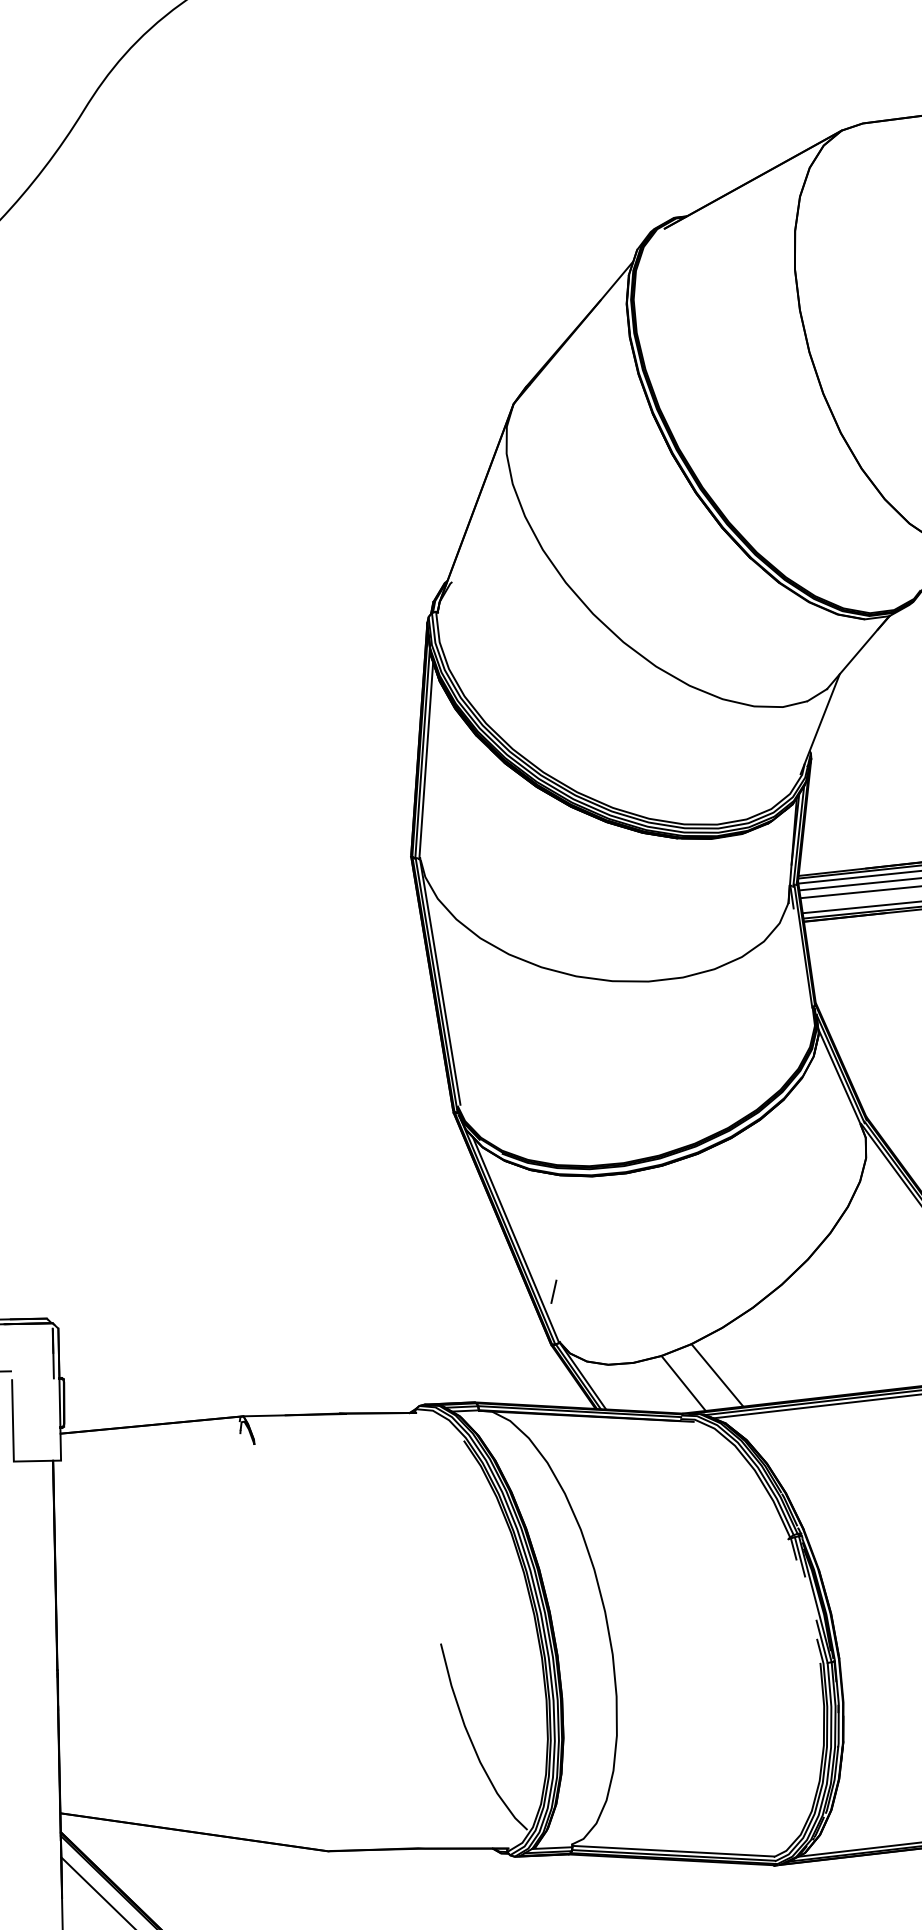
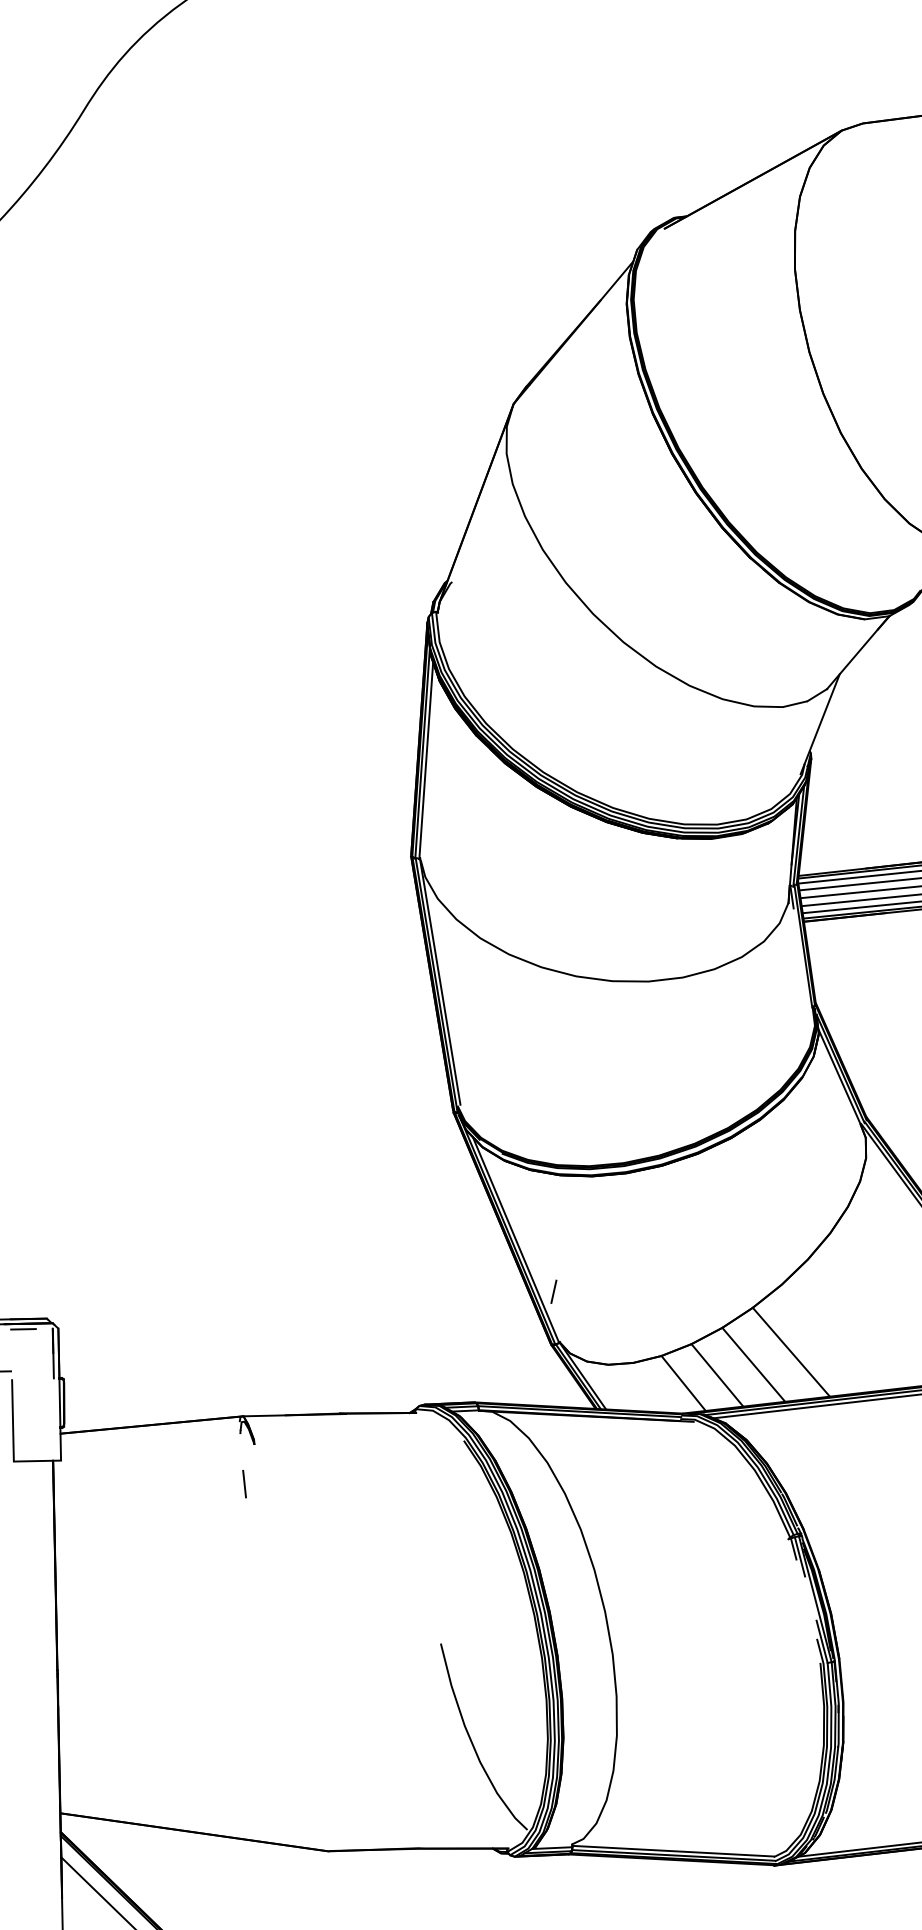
line: none -> present (859, 900)
line: none -> present (23, 1329)
line: none -> present (790, 1351)
line: none -> present (753, 1364)
line: none -> present (244, 1483)
